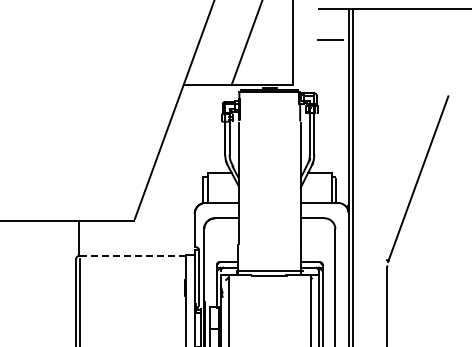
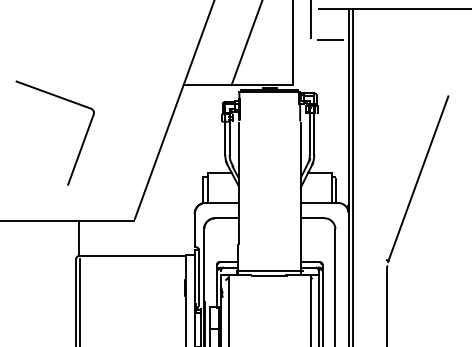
line: none -> present (310, 20)
part: none -> present (82, 141)
line: dashed -> solid (133, 255)
